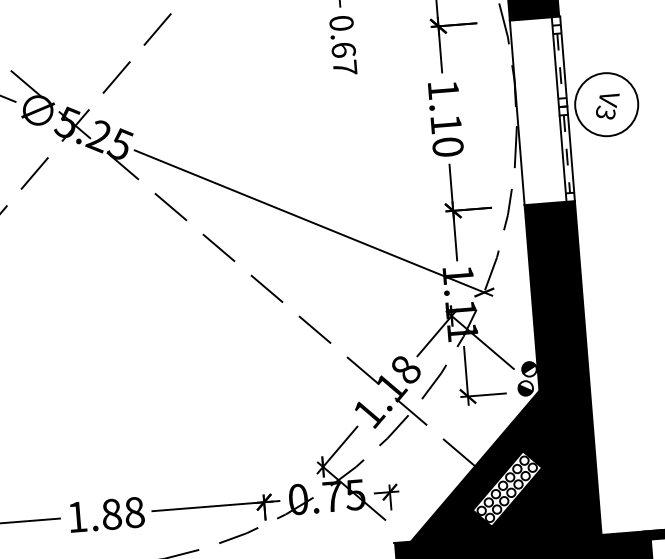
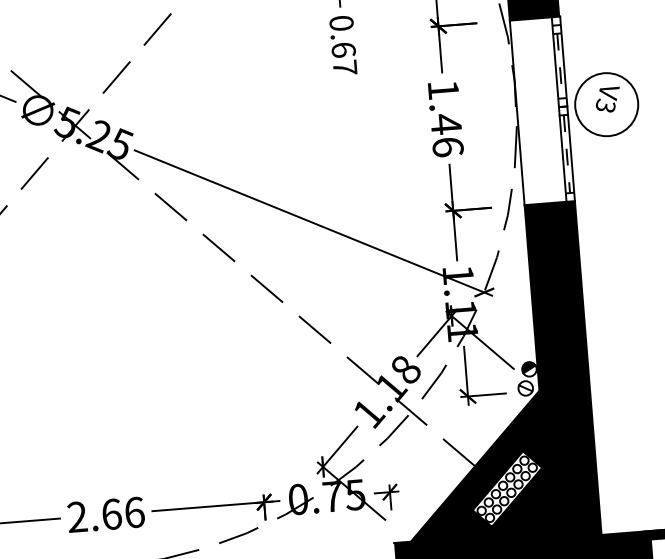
text position: (607, 106) -> (607, 99) (607, 99)
text: 1.10 -> 1.46 (446, 135)
fill: present -> none (525, 390)
text: 1.88 -> 2.66 (105, 514)
